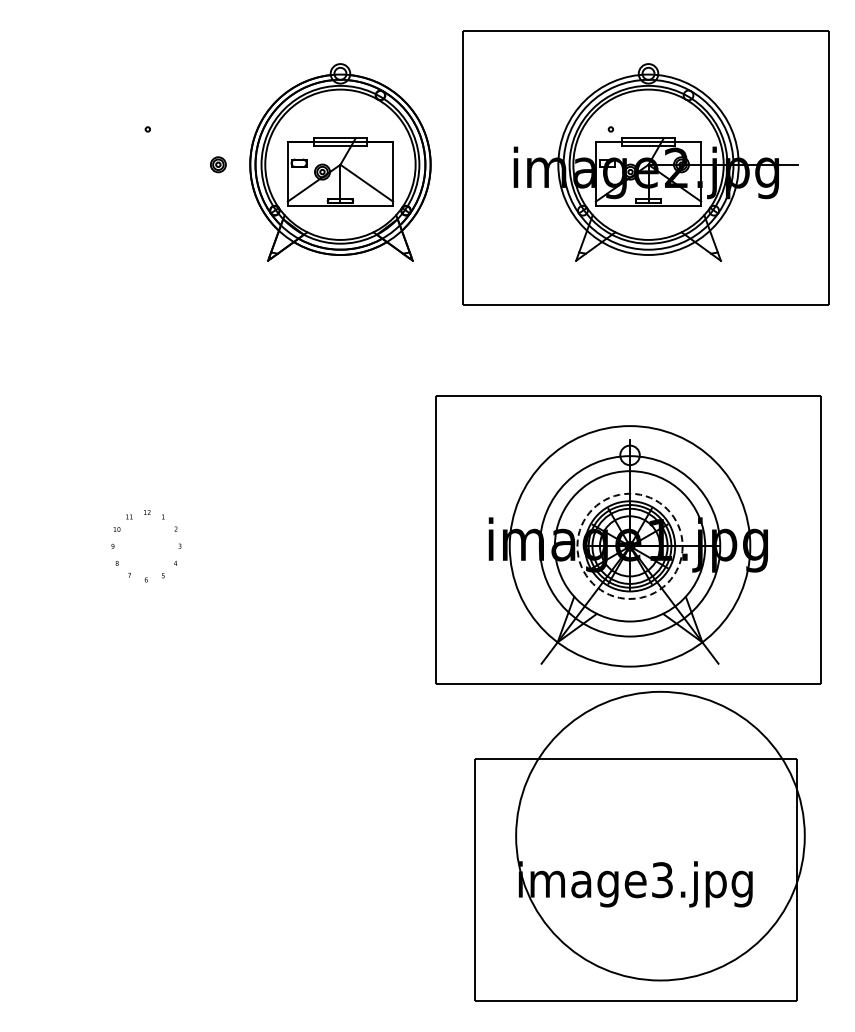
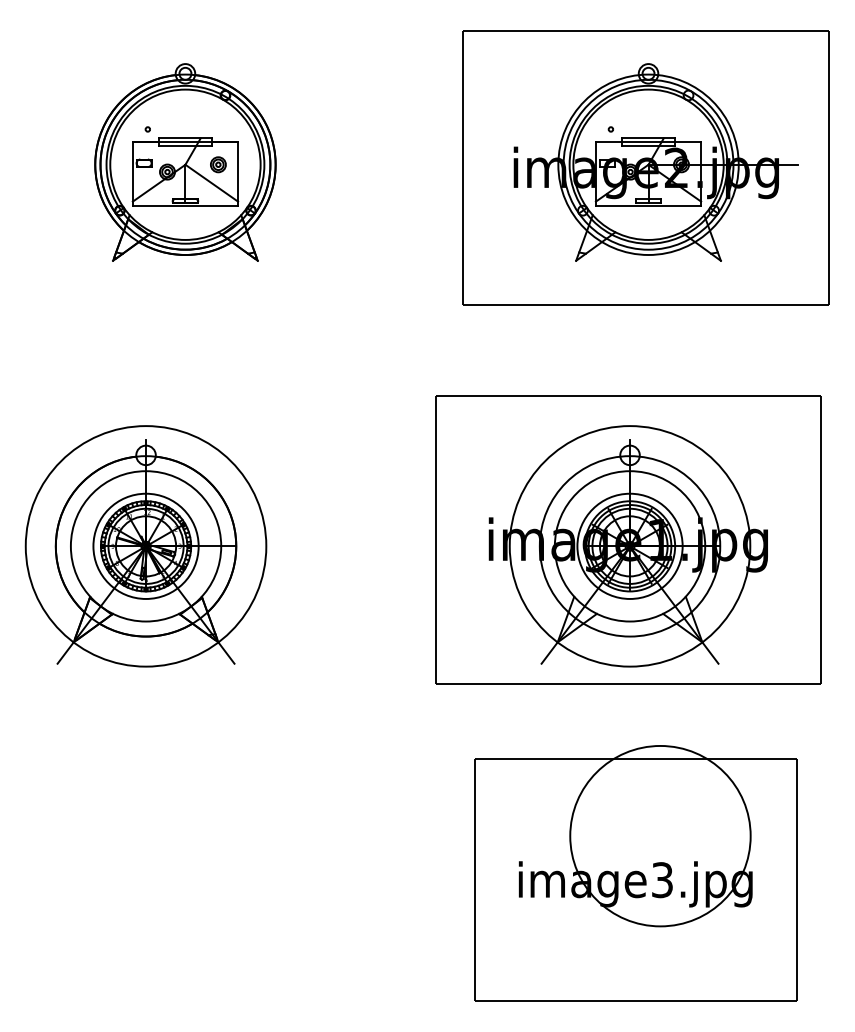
part position: (340, 162) -> (185, 162) (185, 162)
circle: dashed -> solid (629, 545)
part: none -> present (145, 546)
circle diameter: 289 px -> 180 px (660, 835)
